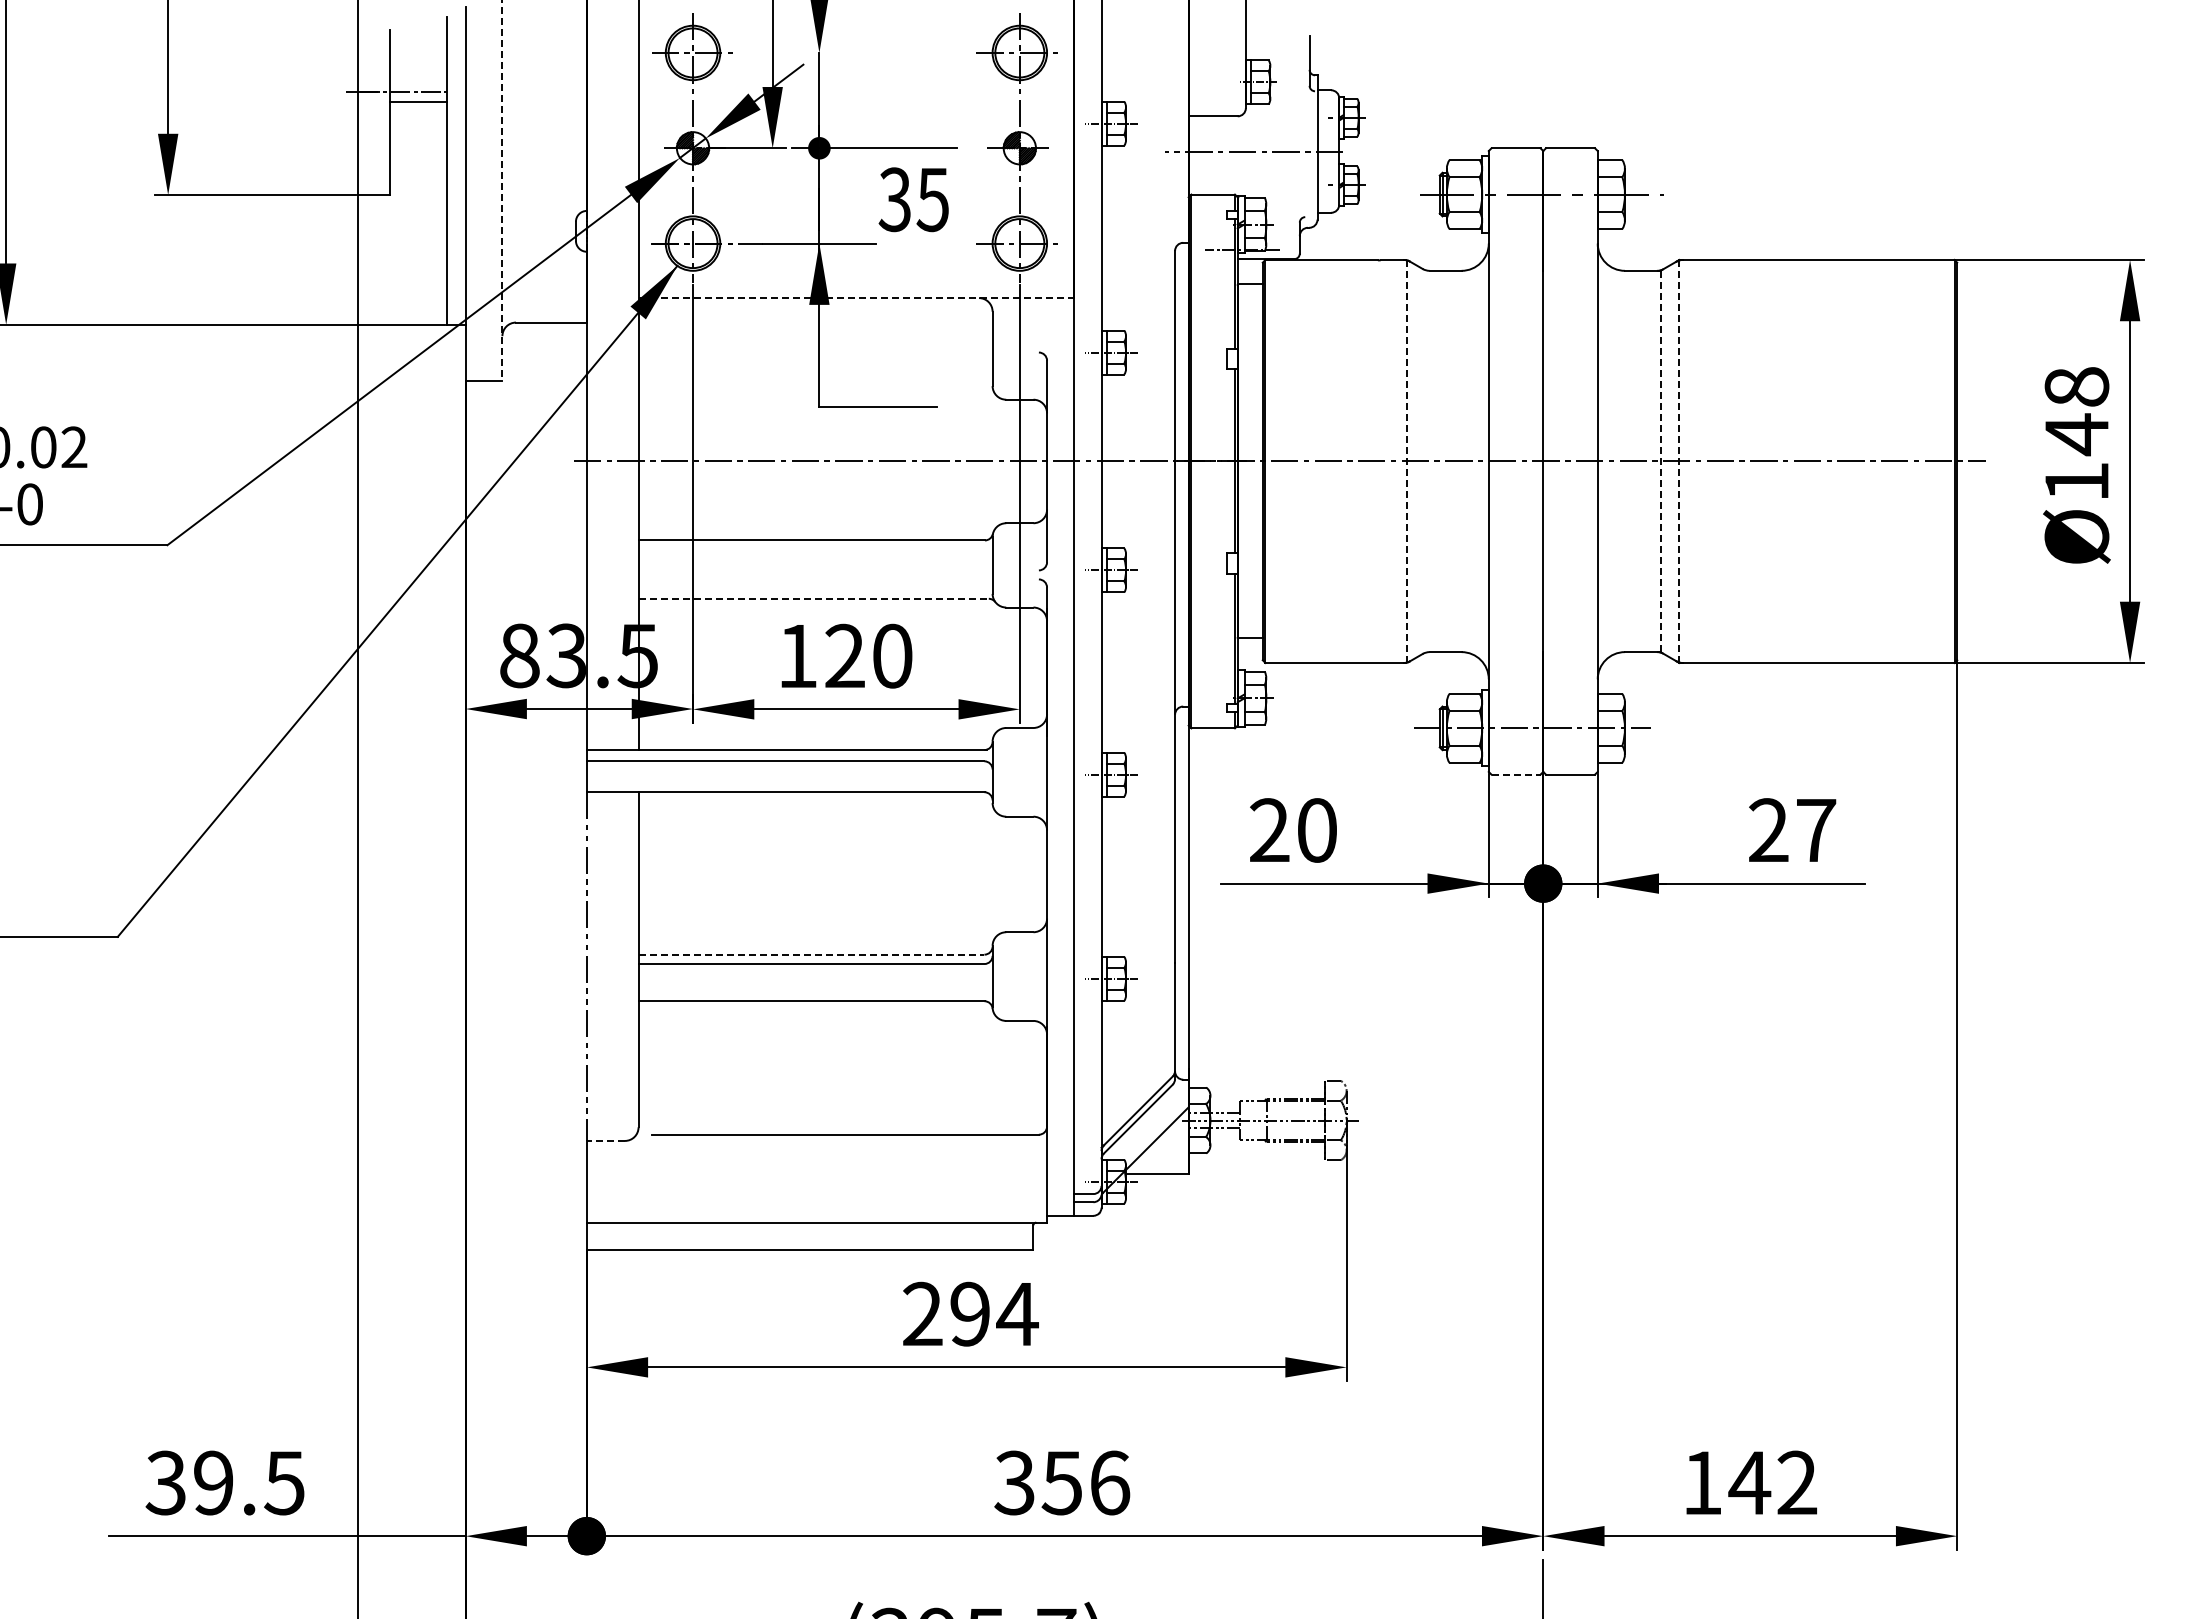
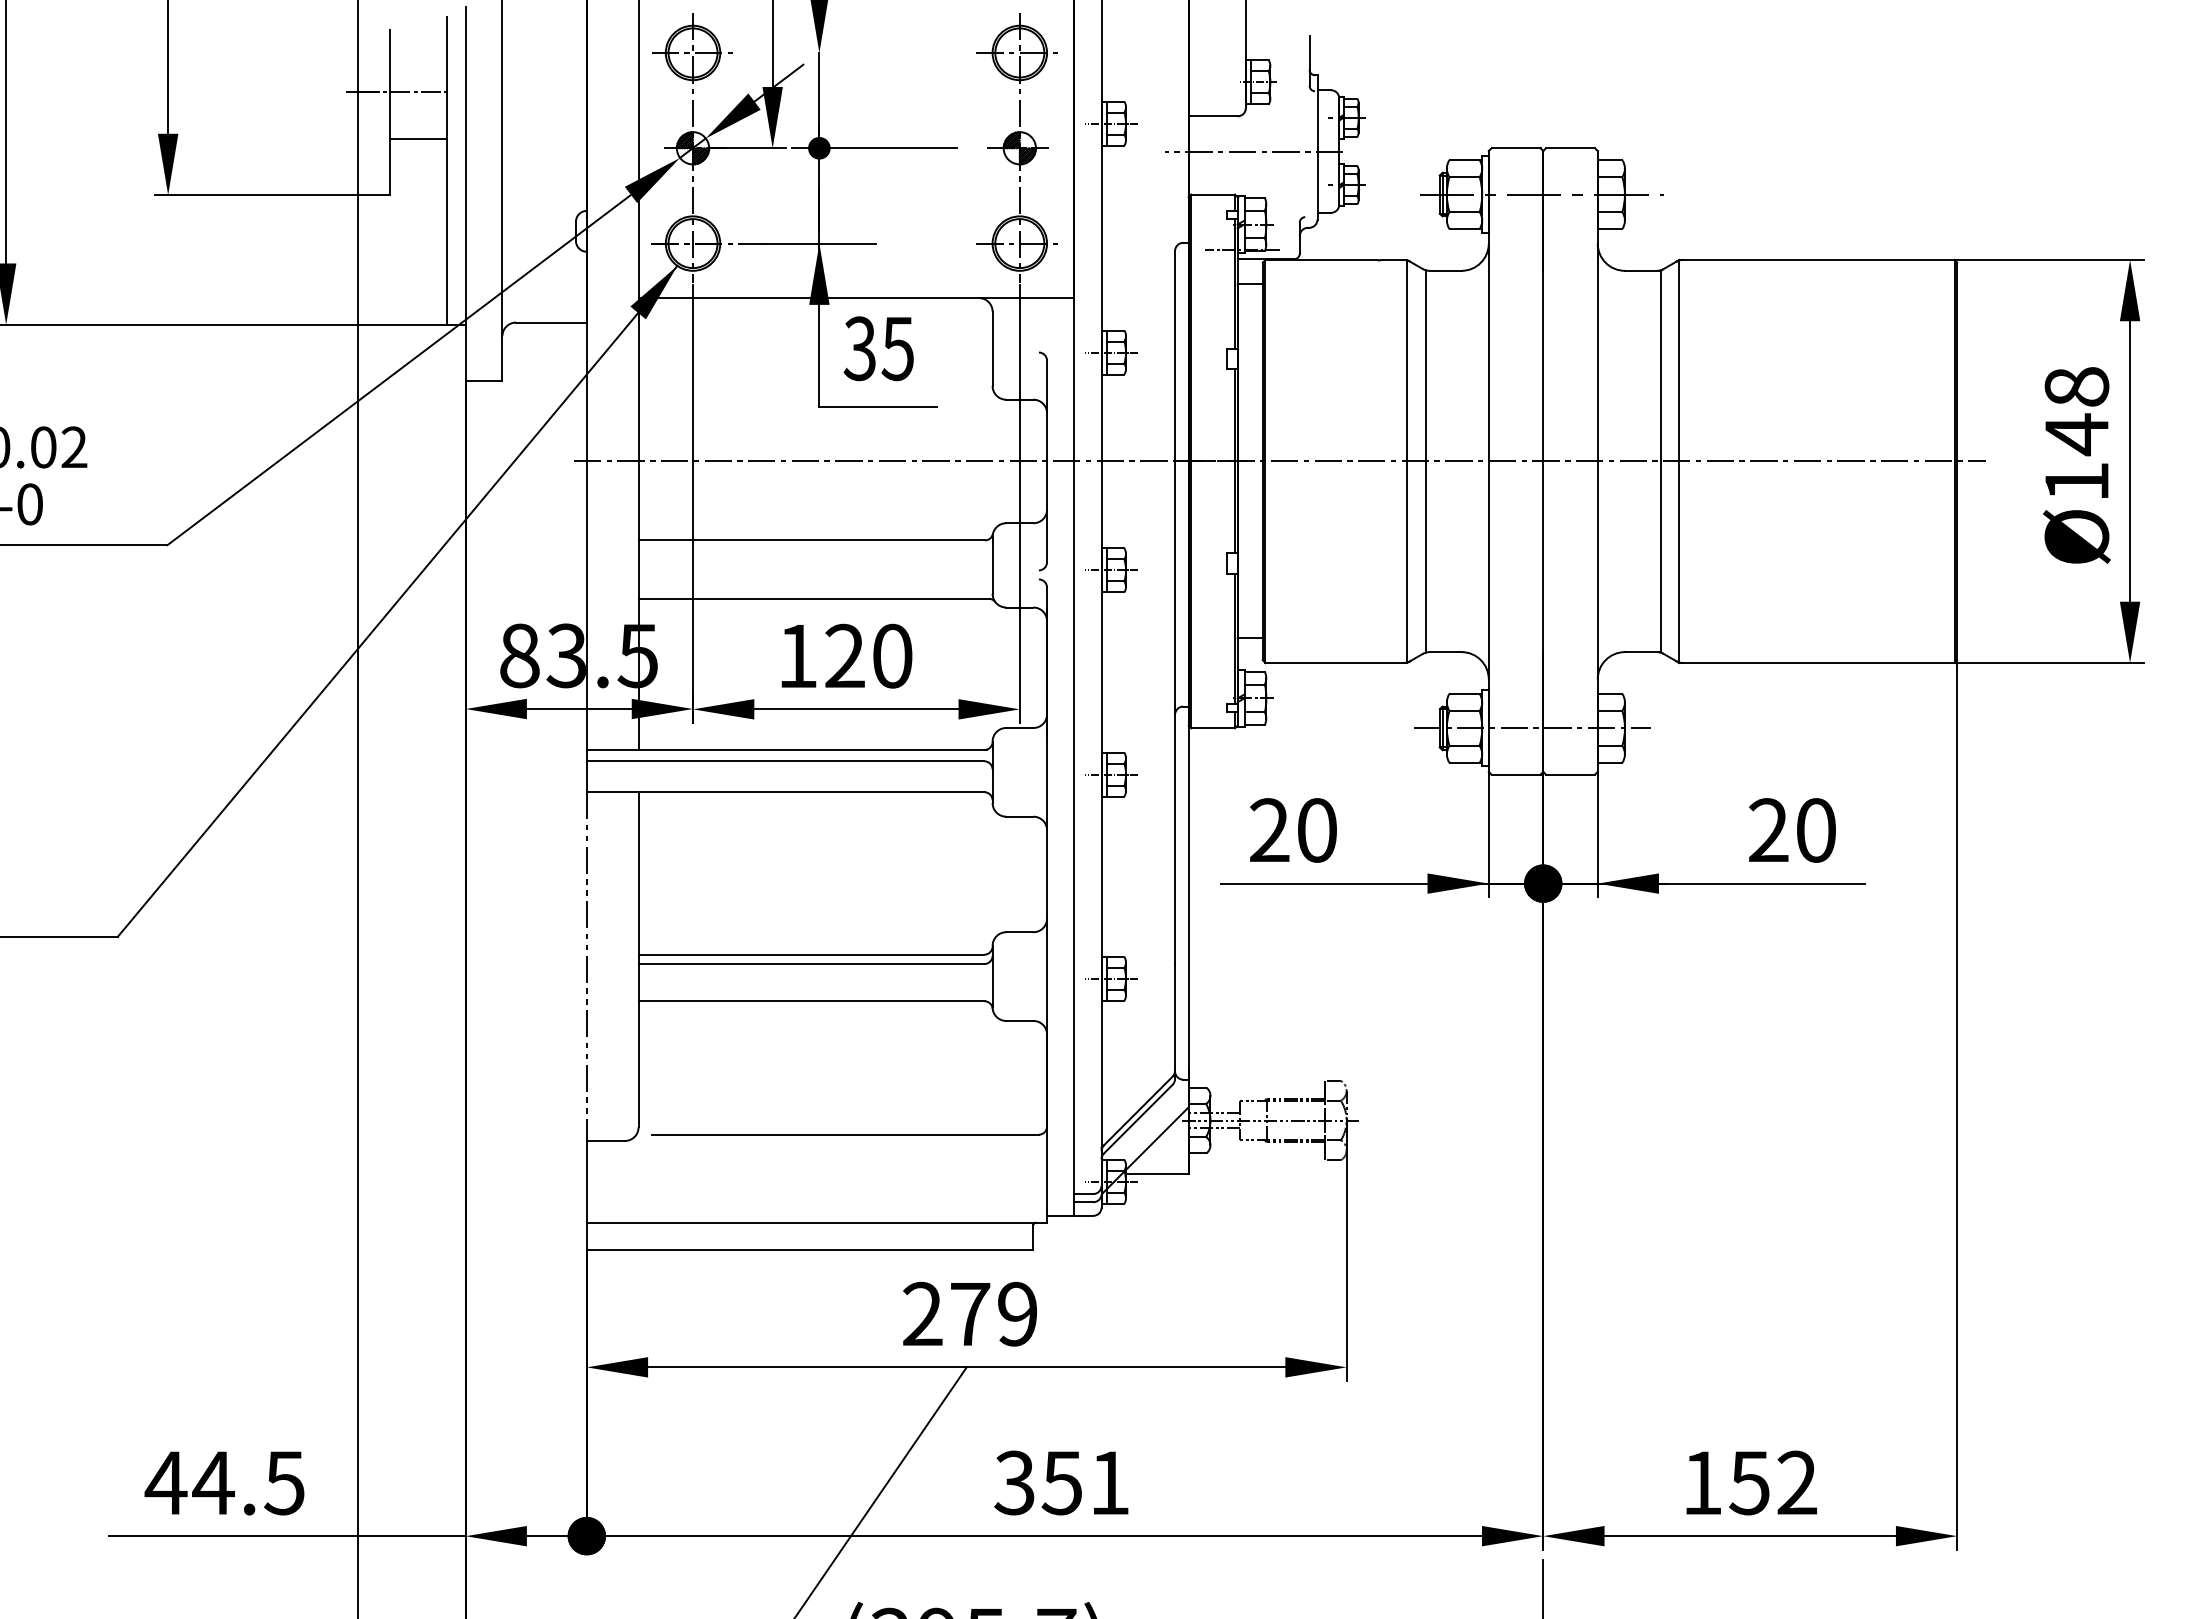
line position: (418, 101) -> (418, 138) (418, 138)
line: dashed -> solid (502, 191)
text position: (913, 199) -> (878, 348) (878, 348)
line: dashed -> solid (856, 298)
line: dashed -> solid (1679, 460)
line: dashed -> solid (1407, 461)
line: none -> present (1425, 461)
line: dashed -> solid (1660, 461)
line: dashed -> solid (814, 598)
line: dashed -> solid (1516, 774)
text: 27 -> 20 (1816, 830)
line: dashed -> solid (811, 954)
line: dashed -> solid (605, 1140)
text: 294 -> 279 (994, 1313)
text: 39.5 -> 44.5 (189, 1482)
text: 356 -> 351 (1110, 1482)
text: 142 -> 152 (1749, 1483)
line: none -> present (881, 1491)
